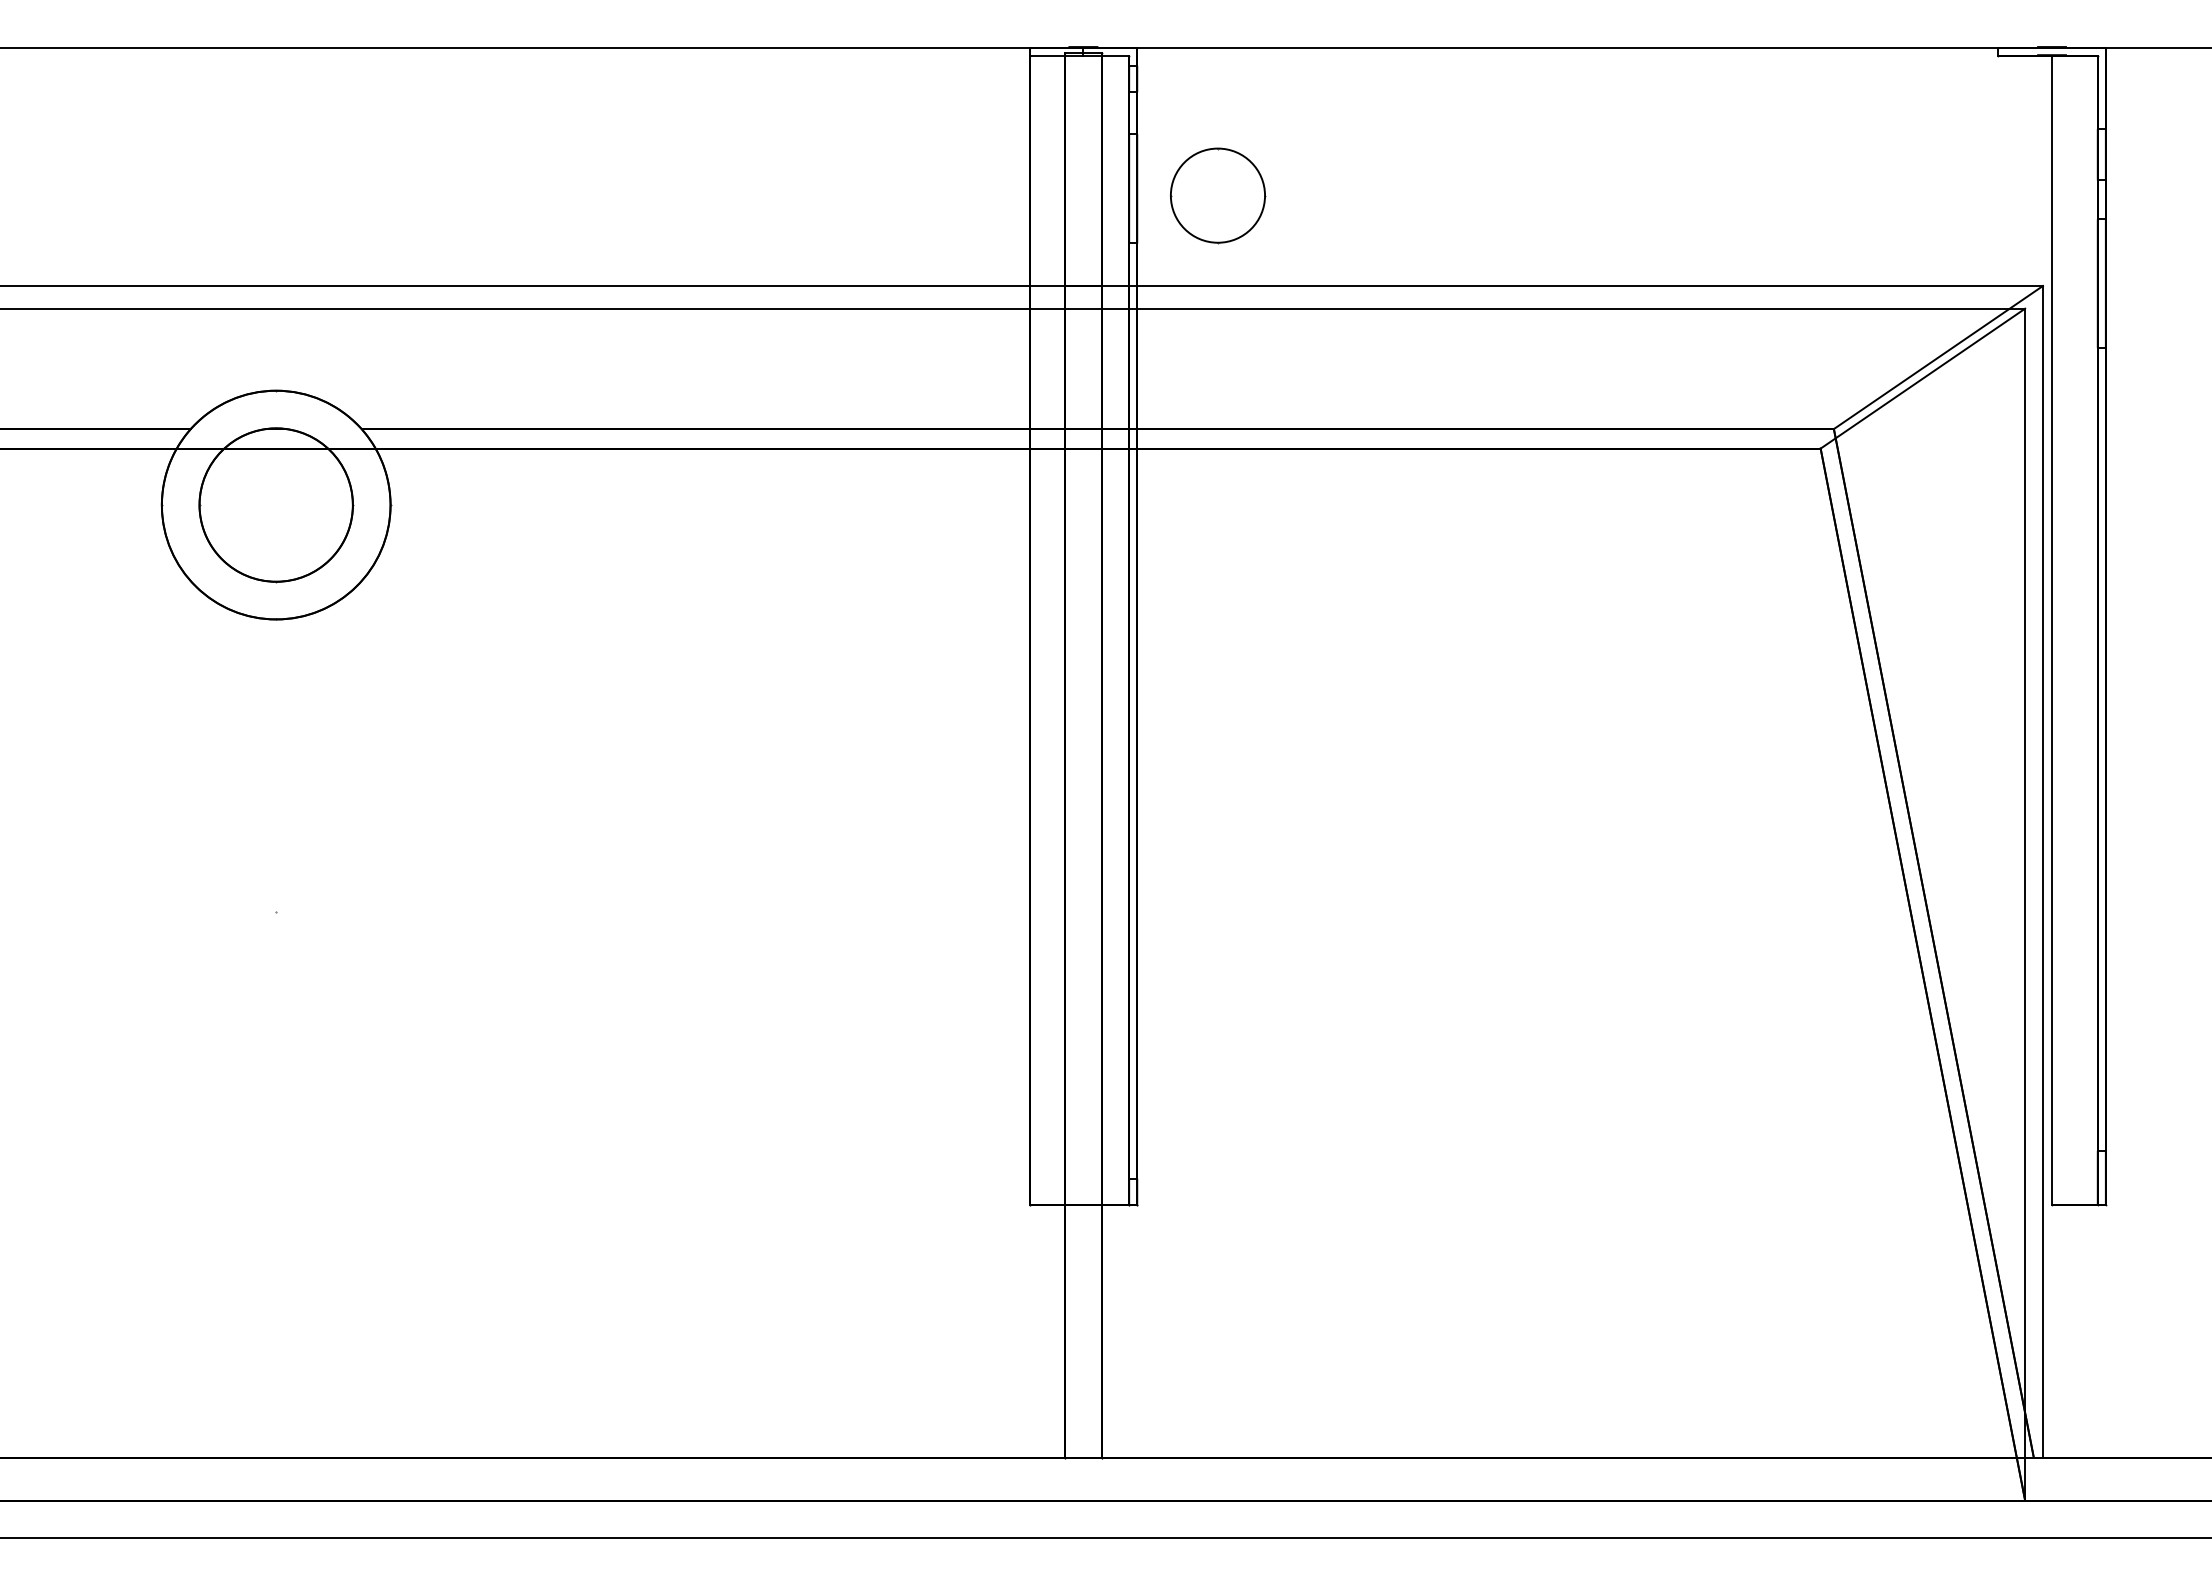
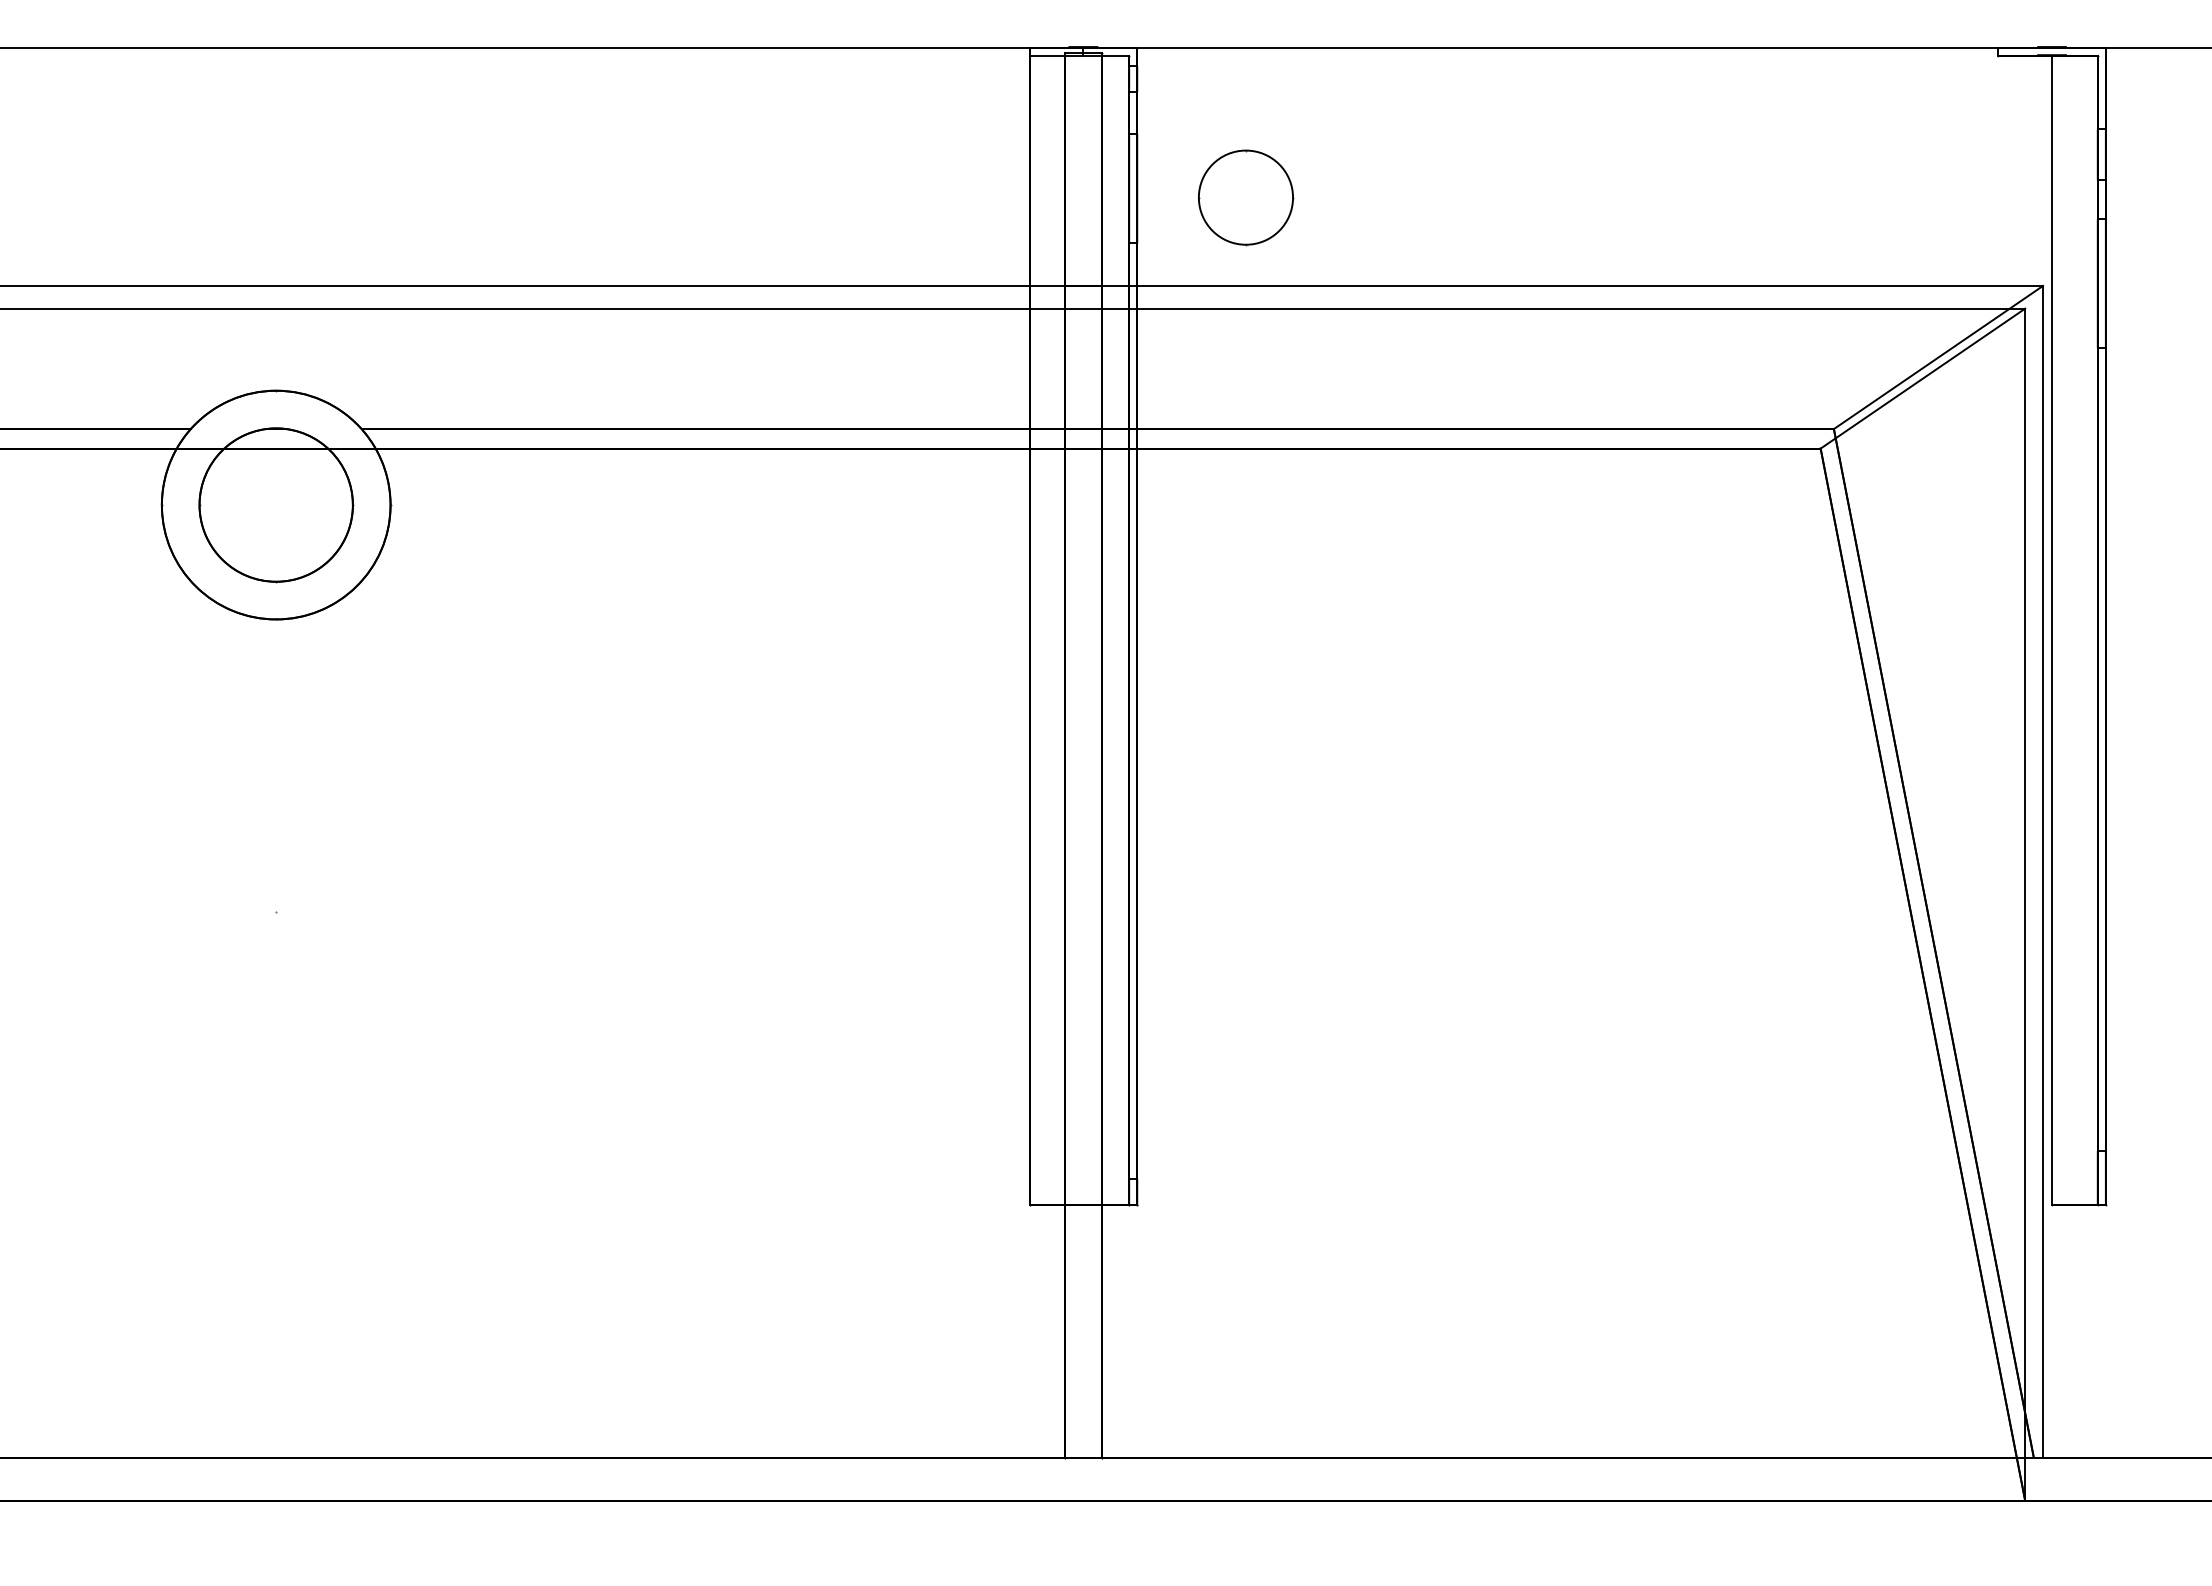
part position: (1218, 195) -> (1246, 197) (1246, 197)
line: present -> none (1105, 1538)
